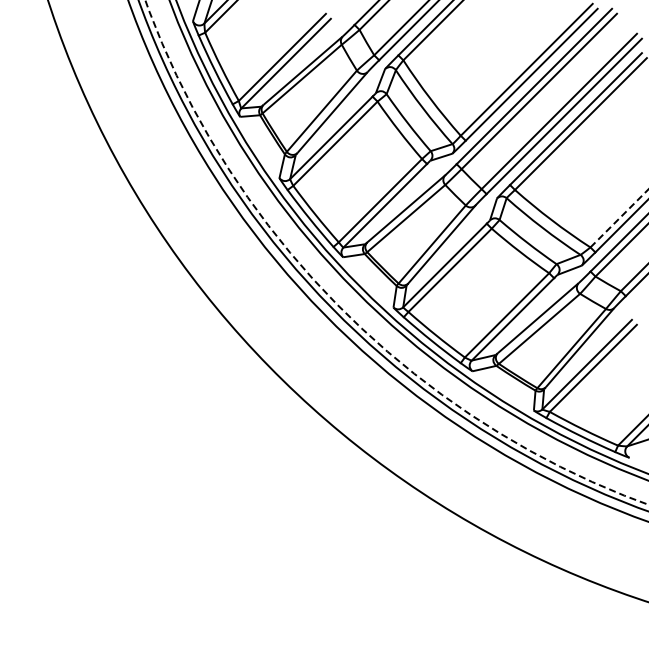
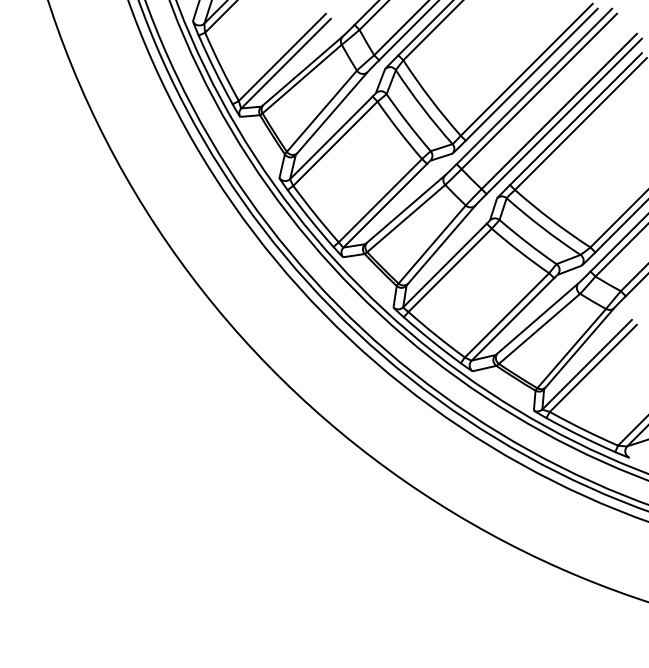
line: dashed -> solid (620, 217)
arc: dashed -> solid (340, 307)
